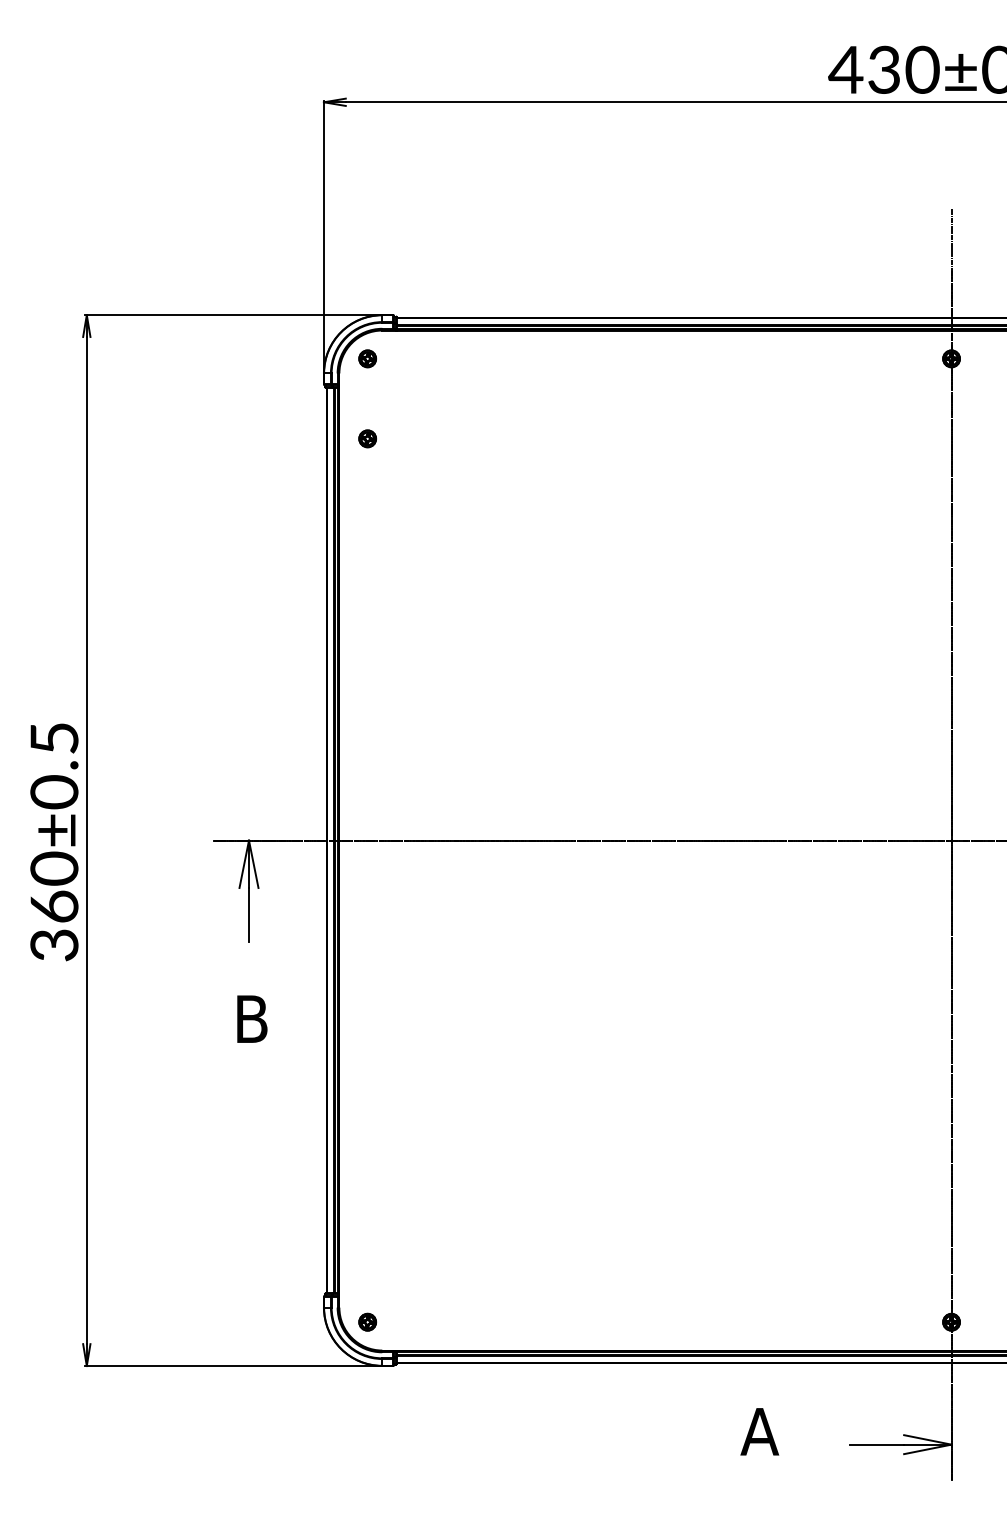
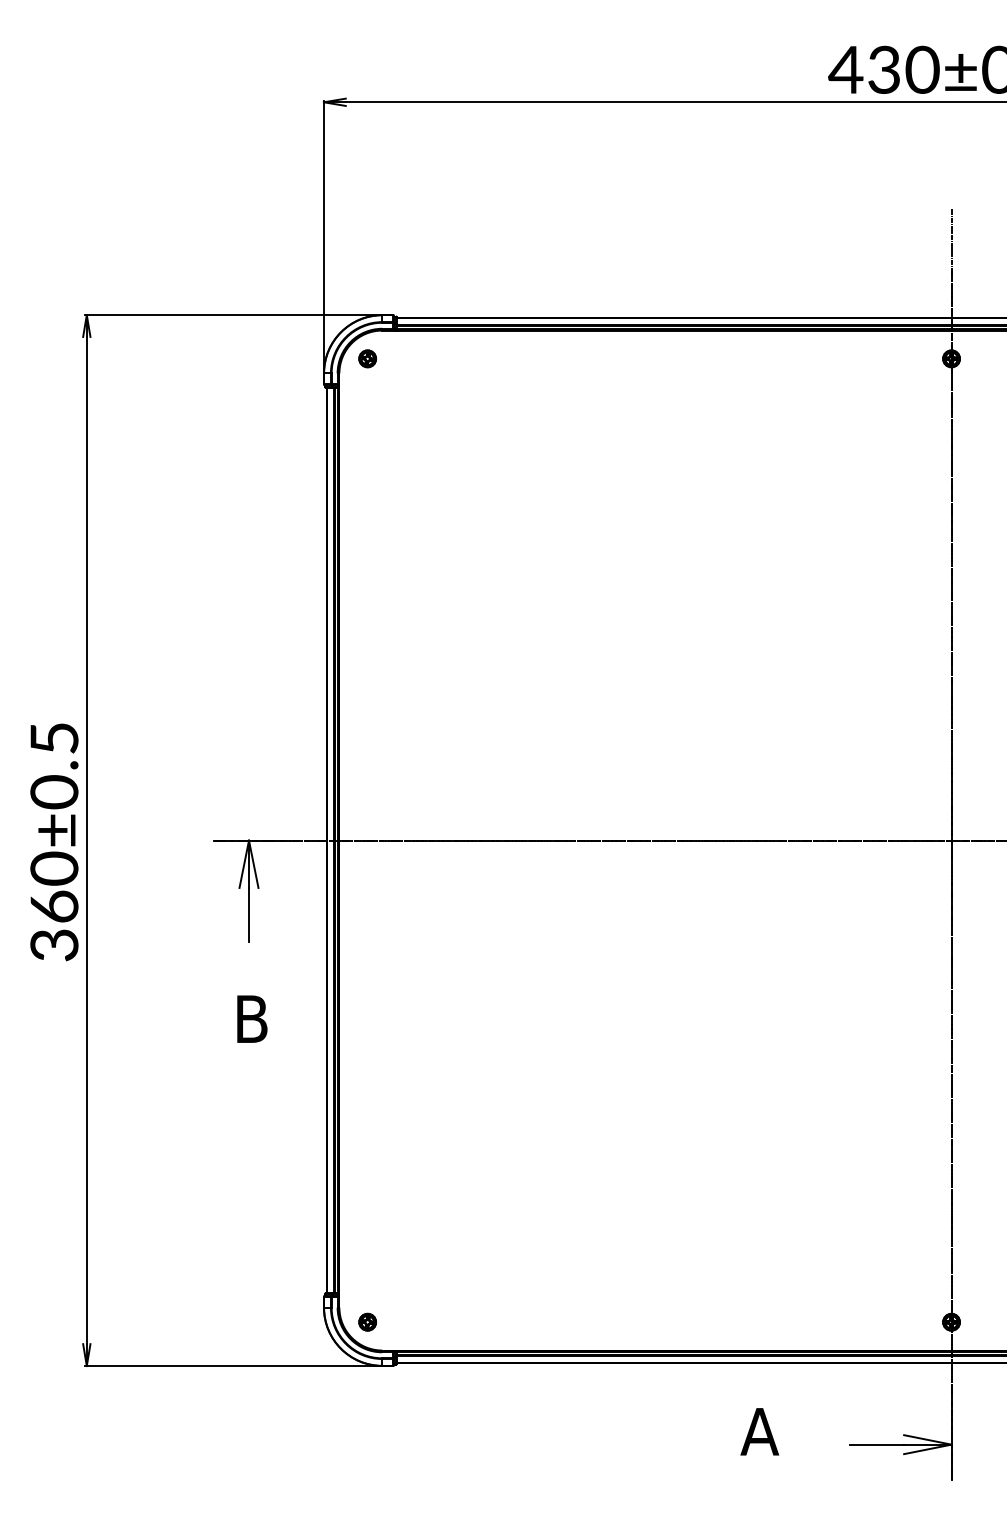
part: present -> none (367, 438)
